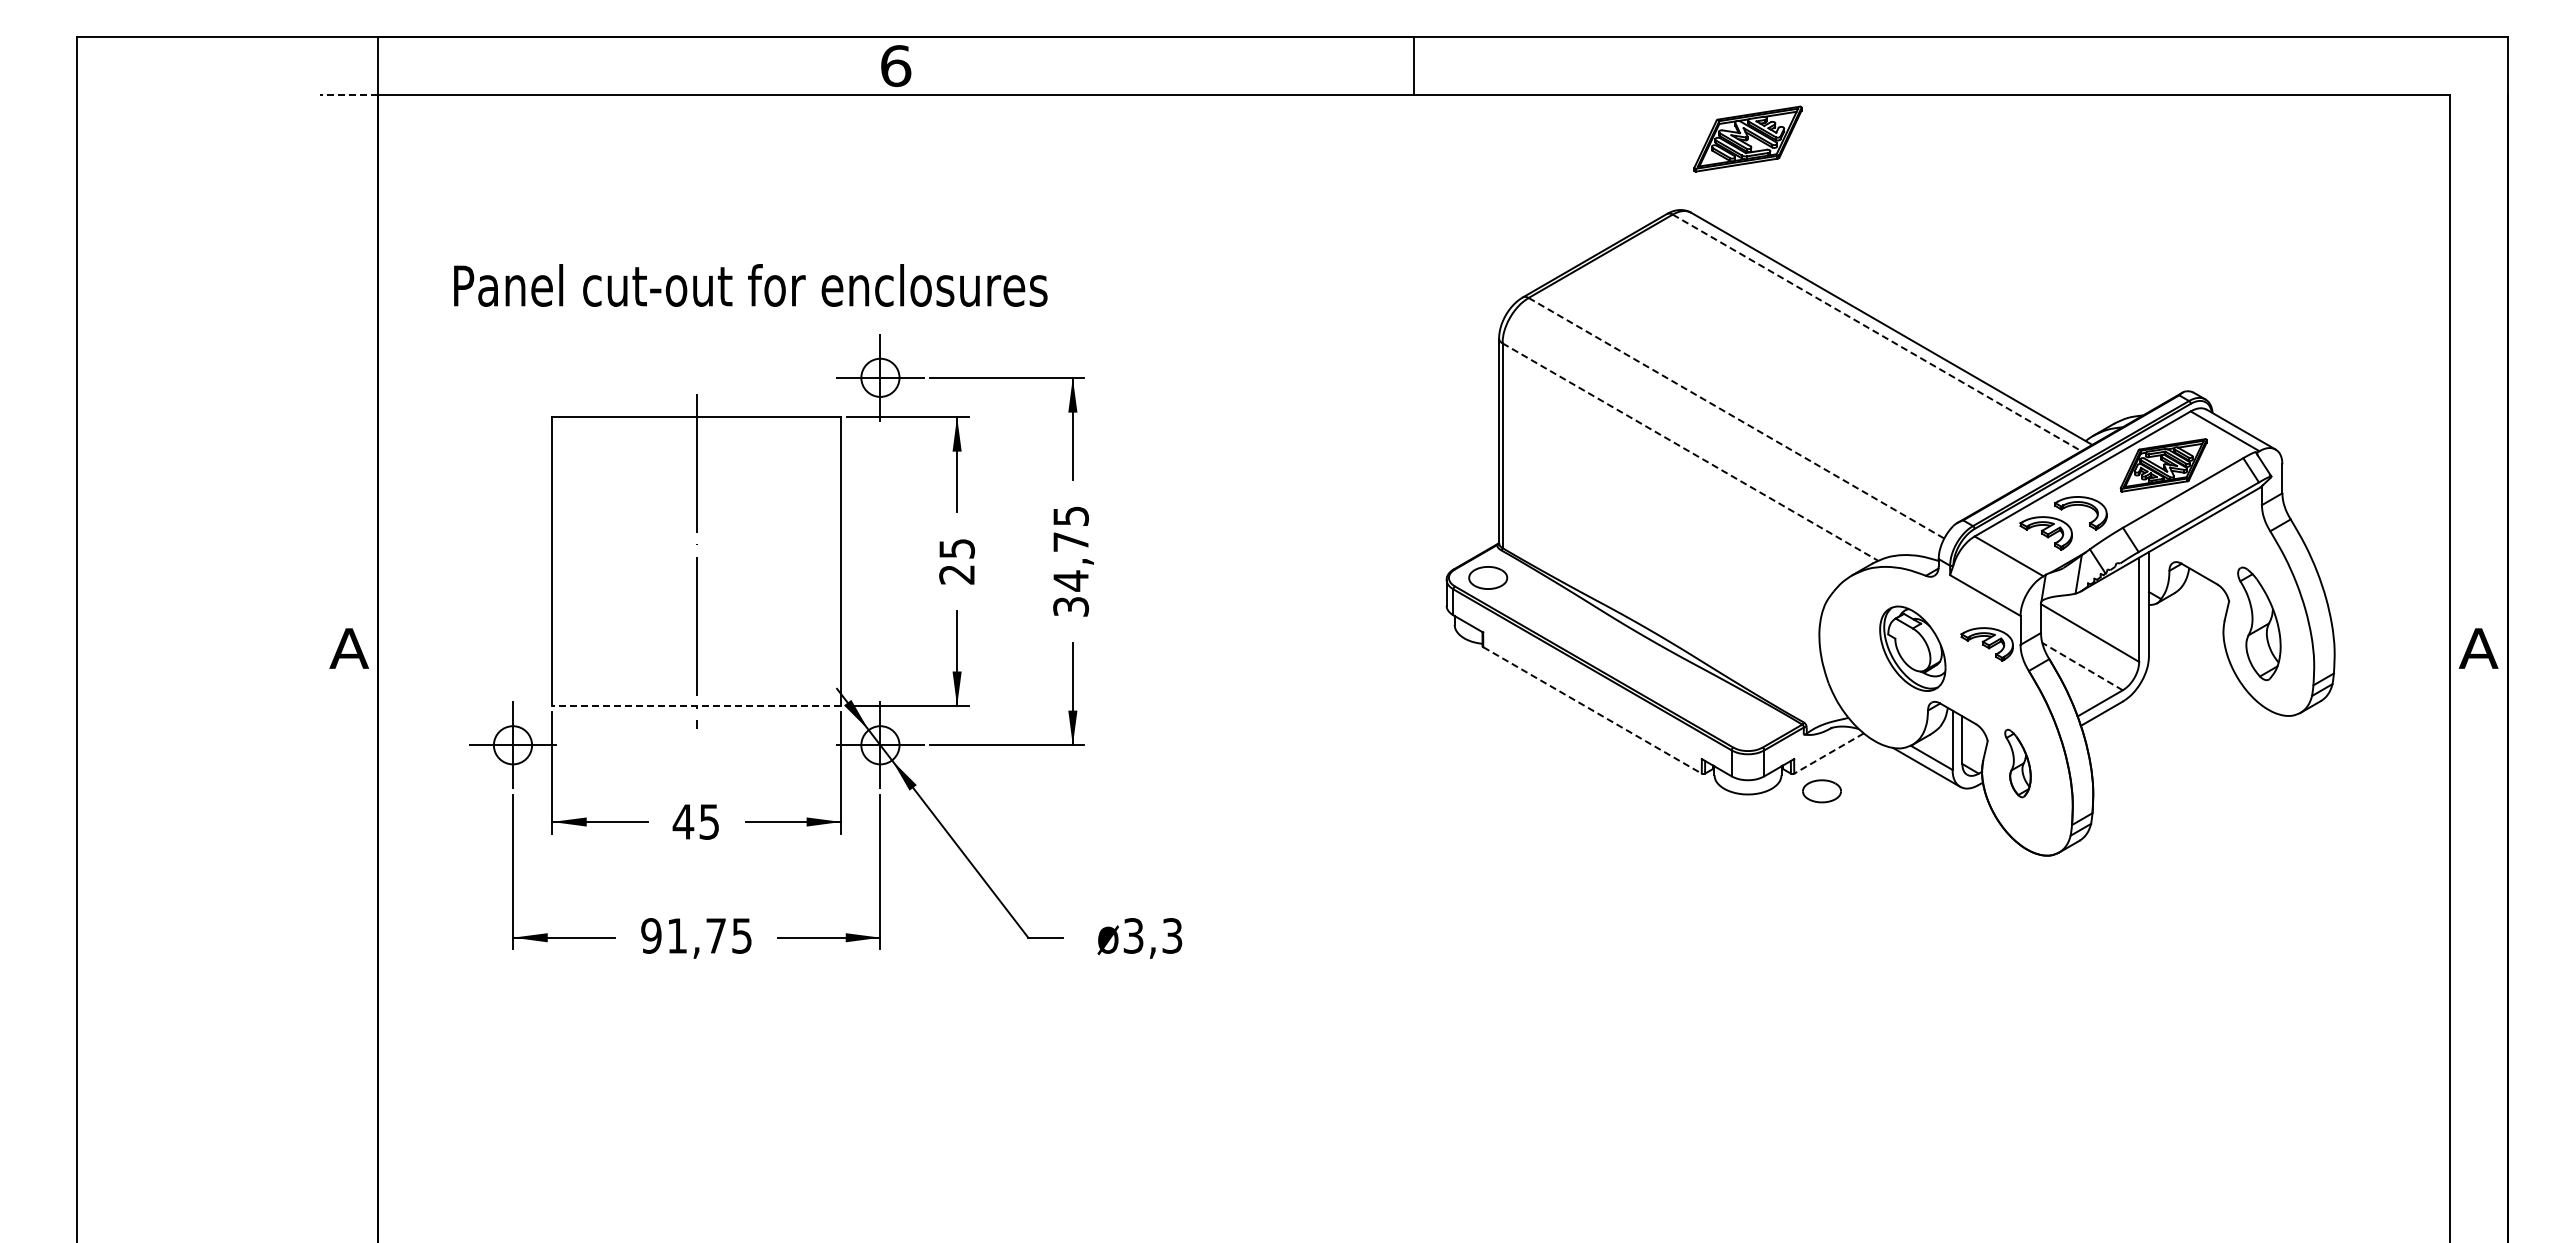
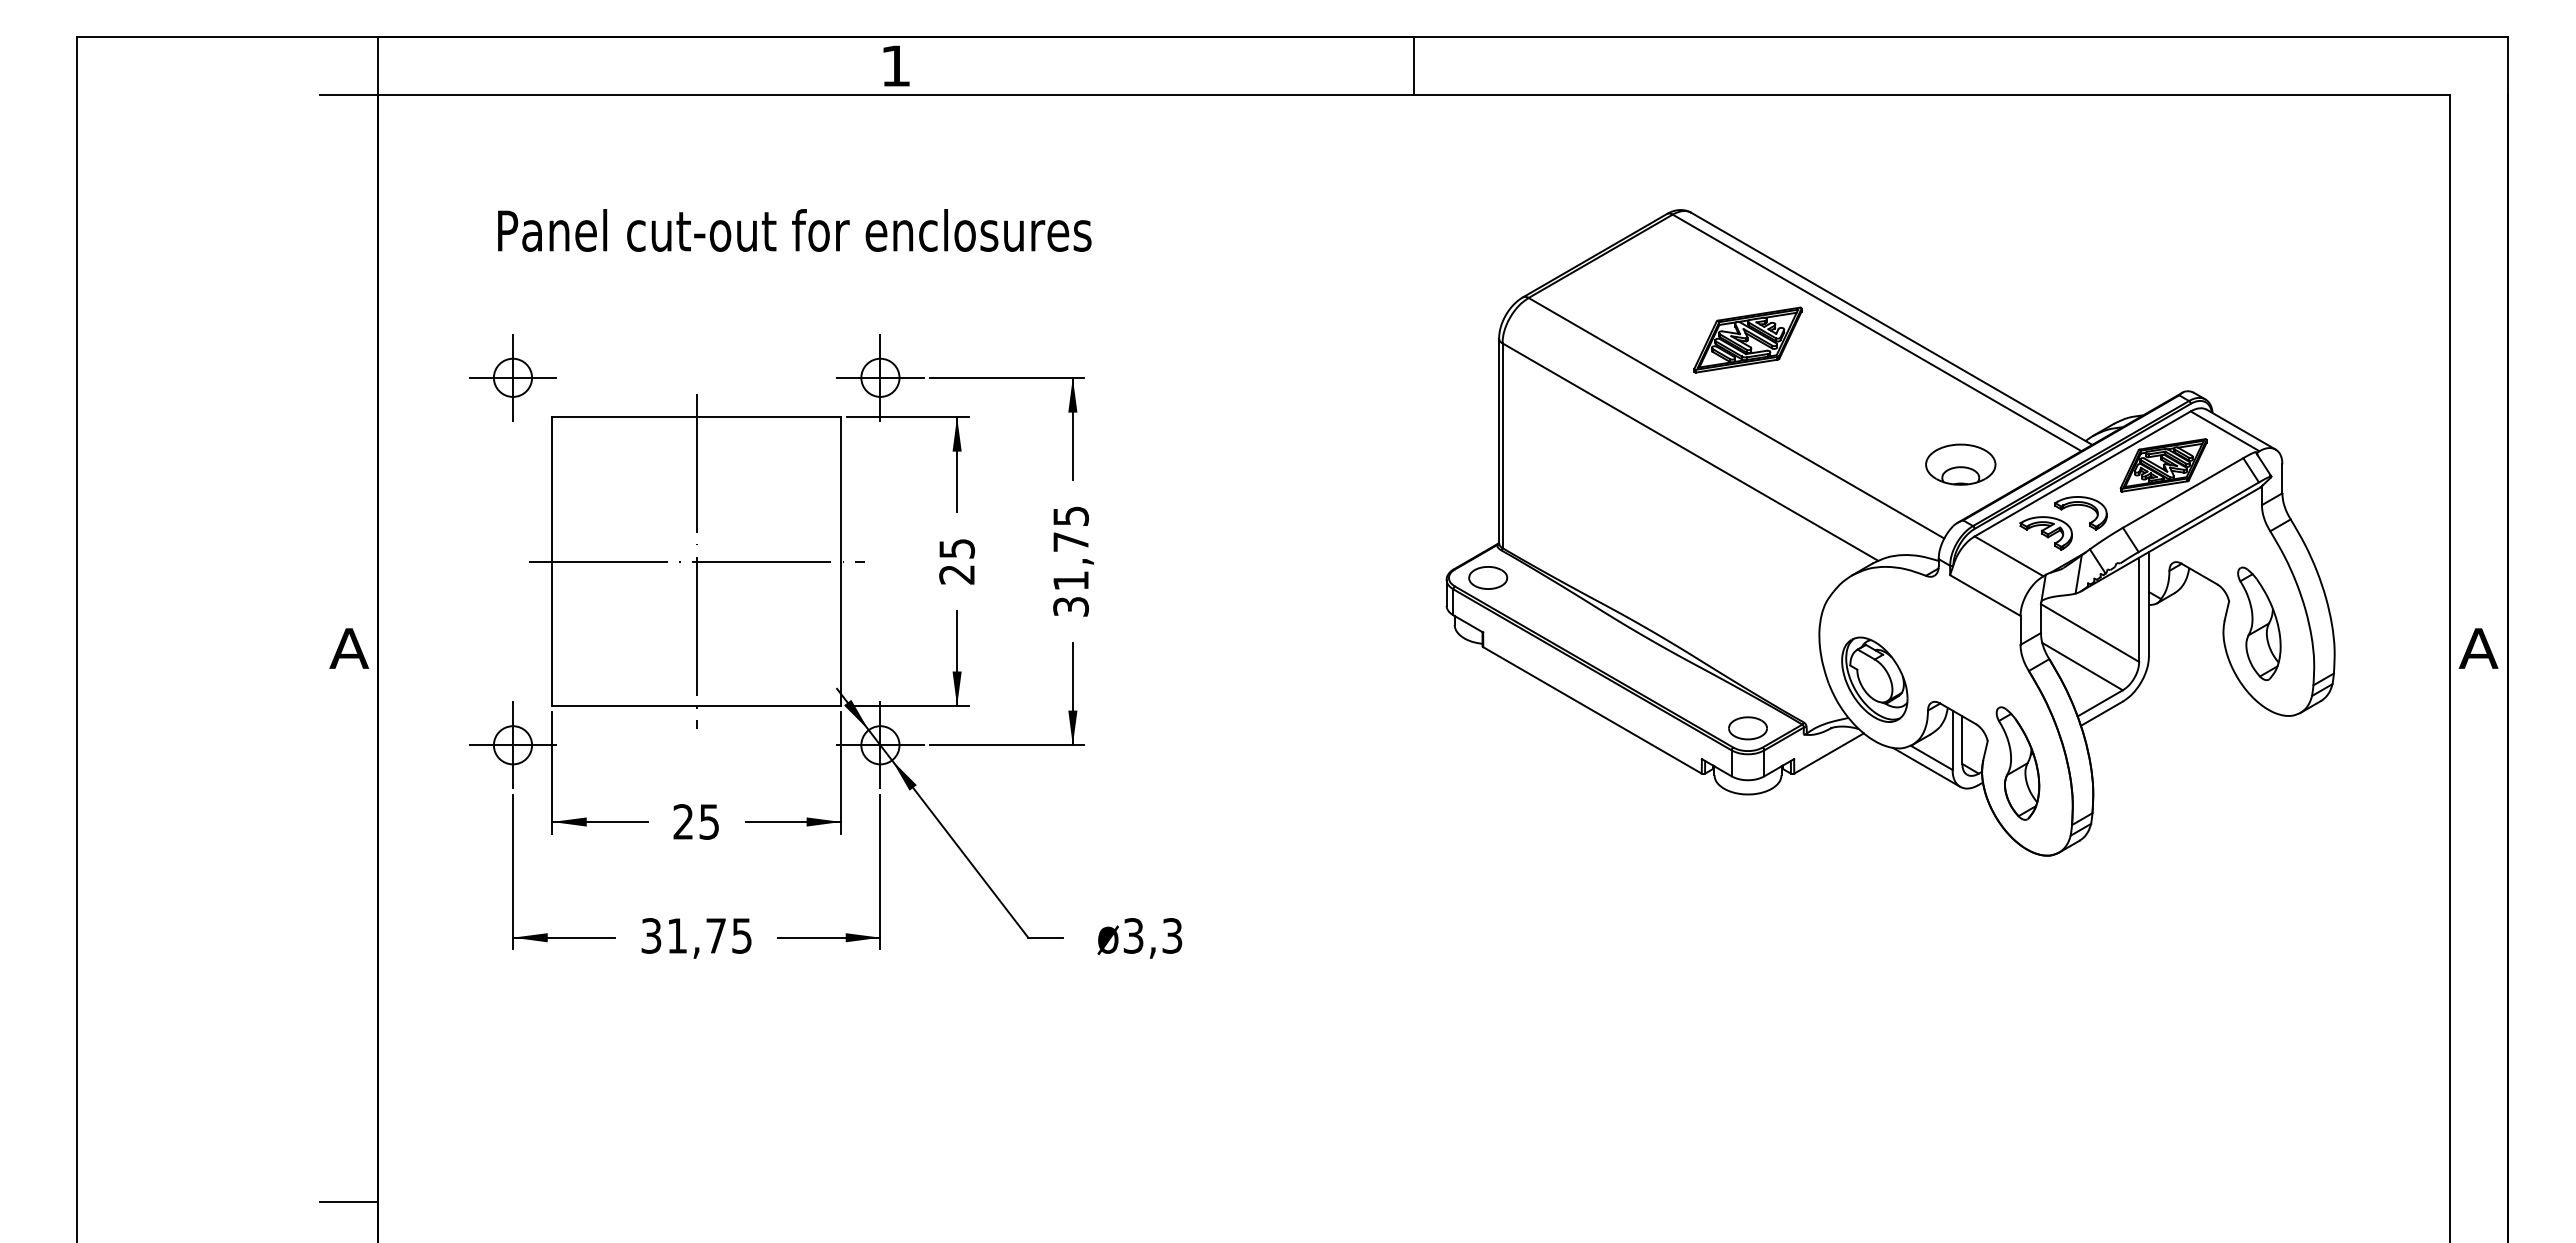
text: 6 -> 1 (896, 65)
line: dashed -> solid (349, 95)
part position: (1747, 138) -> (1747, 339) (1747, 339)
text position: (750, 285) -> (794, 230) (794, 230)
line: dashed -> solid (1877, 333)
part: none -> present (512, 377)
line: dashed -> solid (1736, 418)
line: dashed -> solid (1690, 452)
part: none -> present (1960, 464)
line: none -> present (696, 561)
text: 34,75 -> 31,75 (1070, 580)
part: present -> none (1986, 644)
part position: (1912, 648) -> (1874, 679) (1874, 679)
line: dashed -> solid (2082, 666)
line: dashed -> solid (696, 706)
line: dashed -> solid (1592, 710)
line: dashed -> solid (1828, 753)
part size: 28x71 px -> 46x115 px (2017, 763)
part position: (1821, 791) -> (1747, 728) (1747, 728)
text: 45 -> 25 (683, 821)
text: 91,75 -> 31,75 (651, 935)
line: none -> present (349, 1202)
